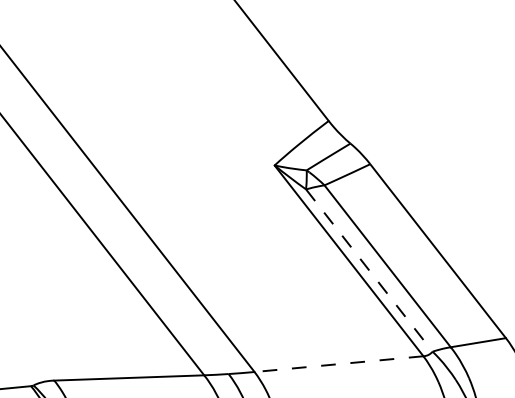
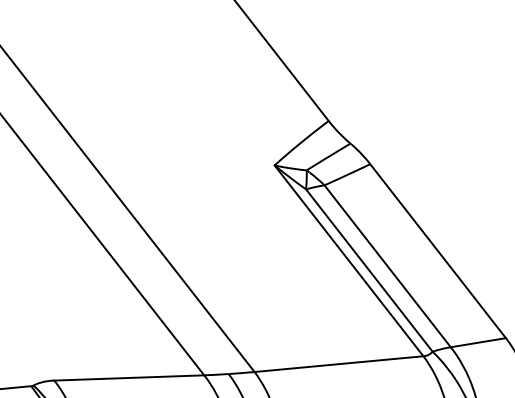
line: dashed -> solid (369, 270)
line: dashed -> solid (339, 364)
